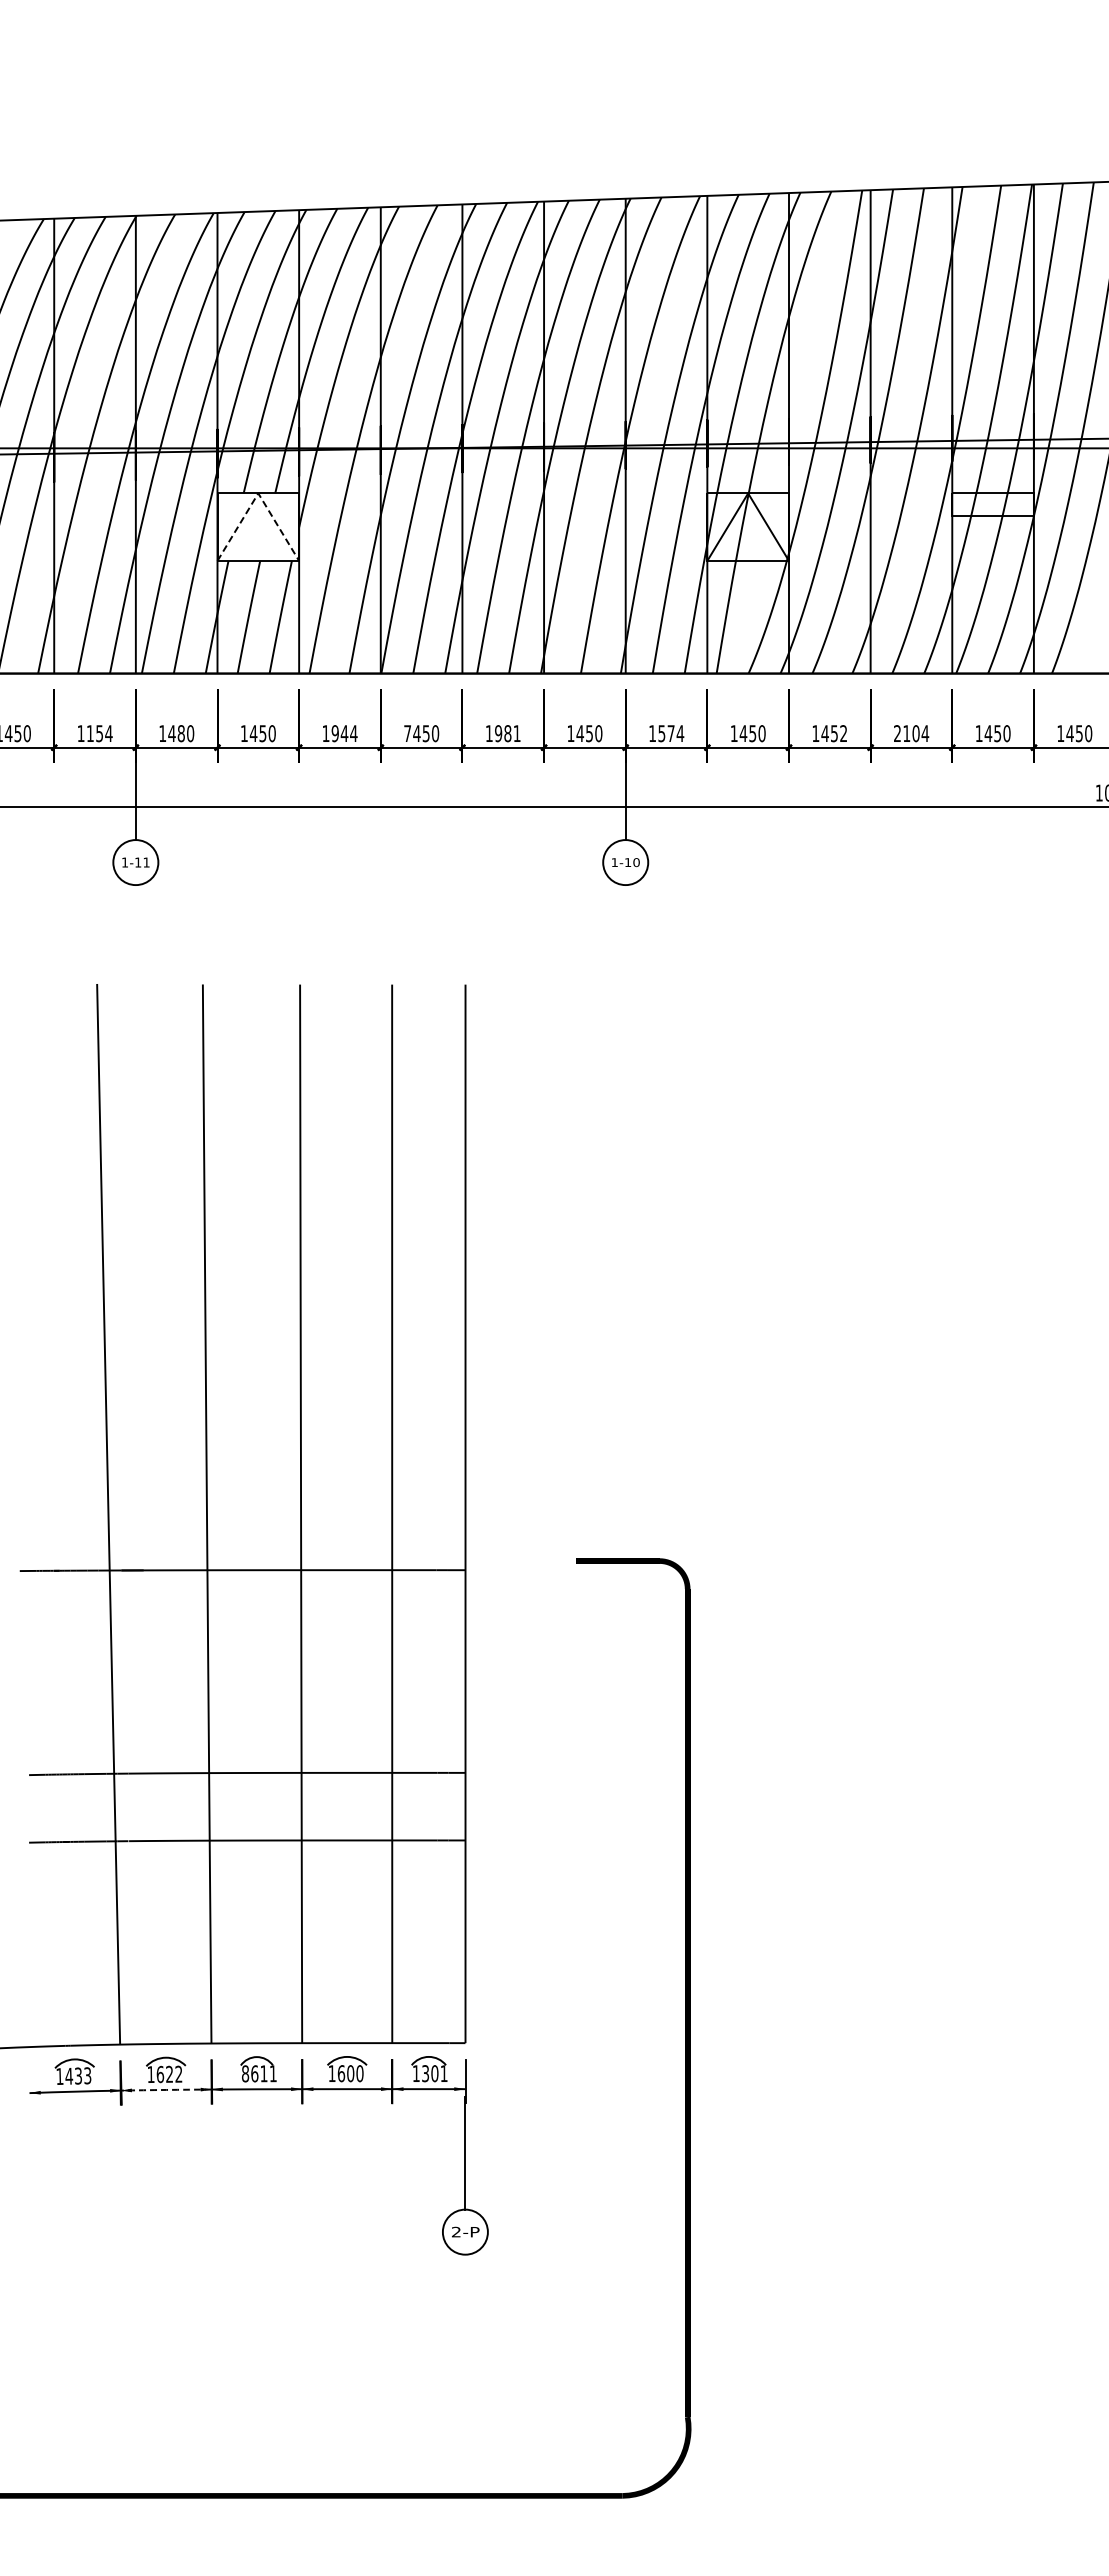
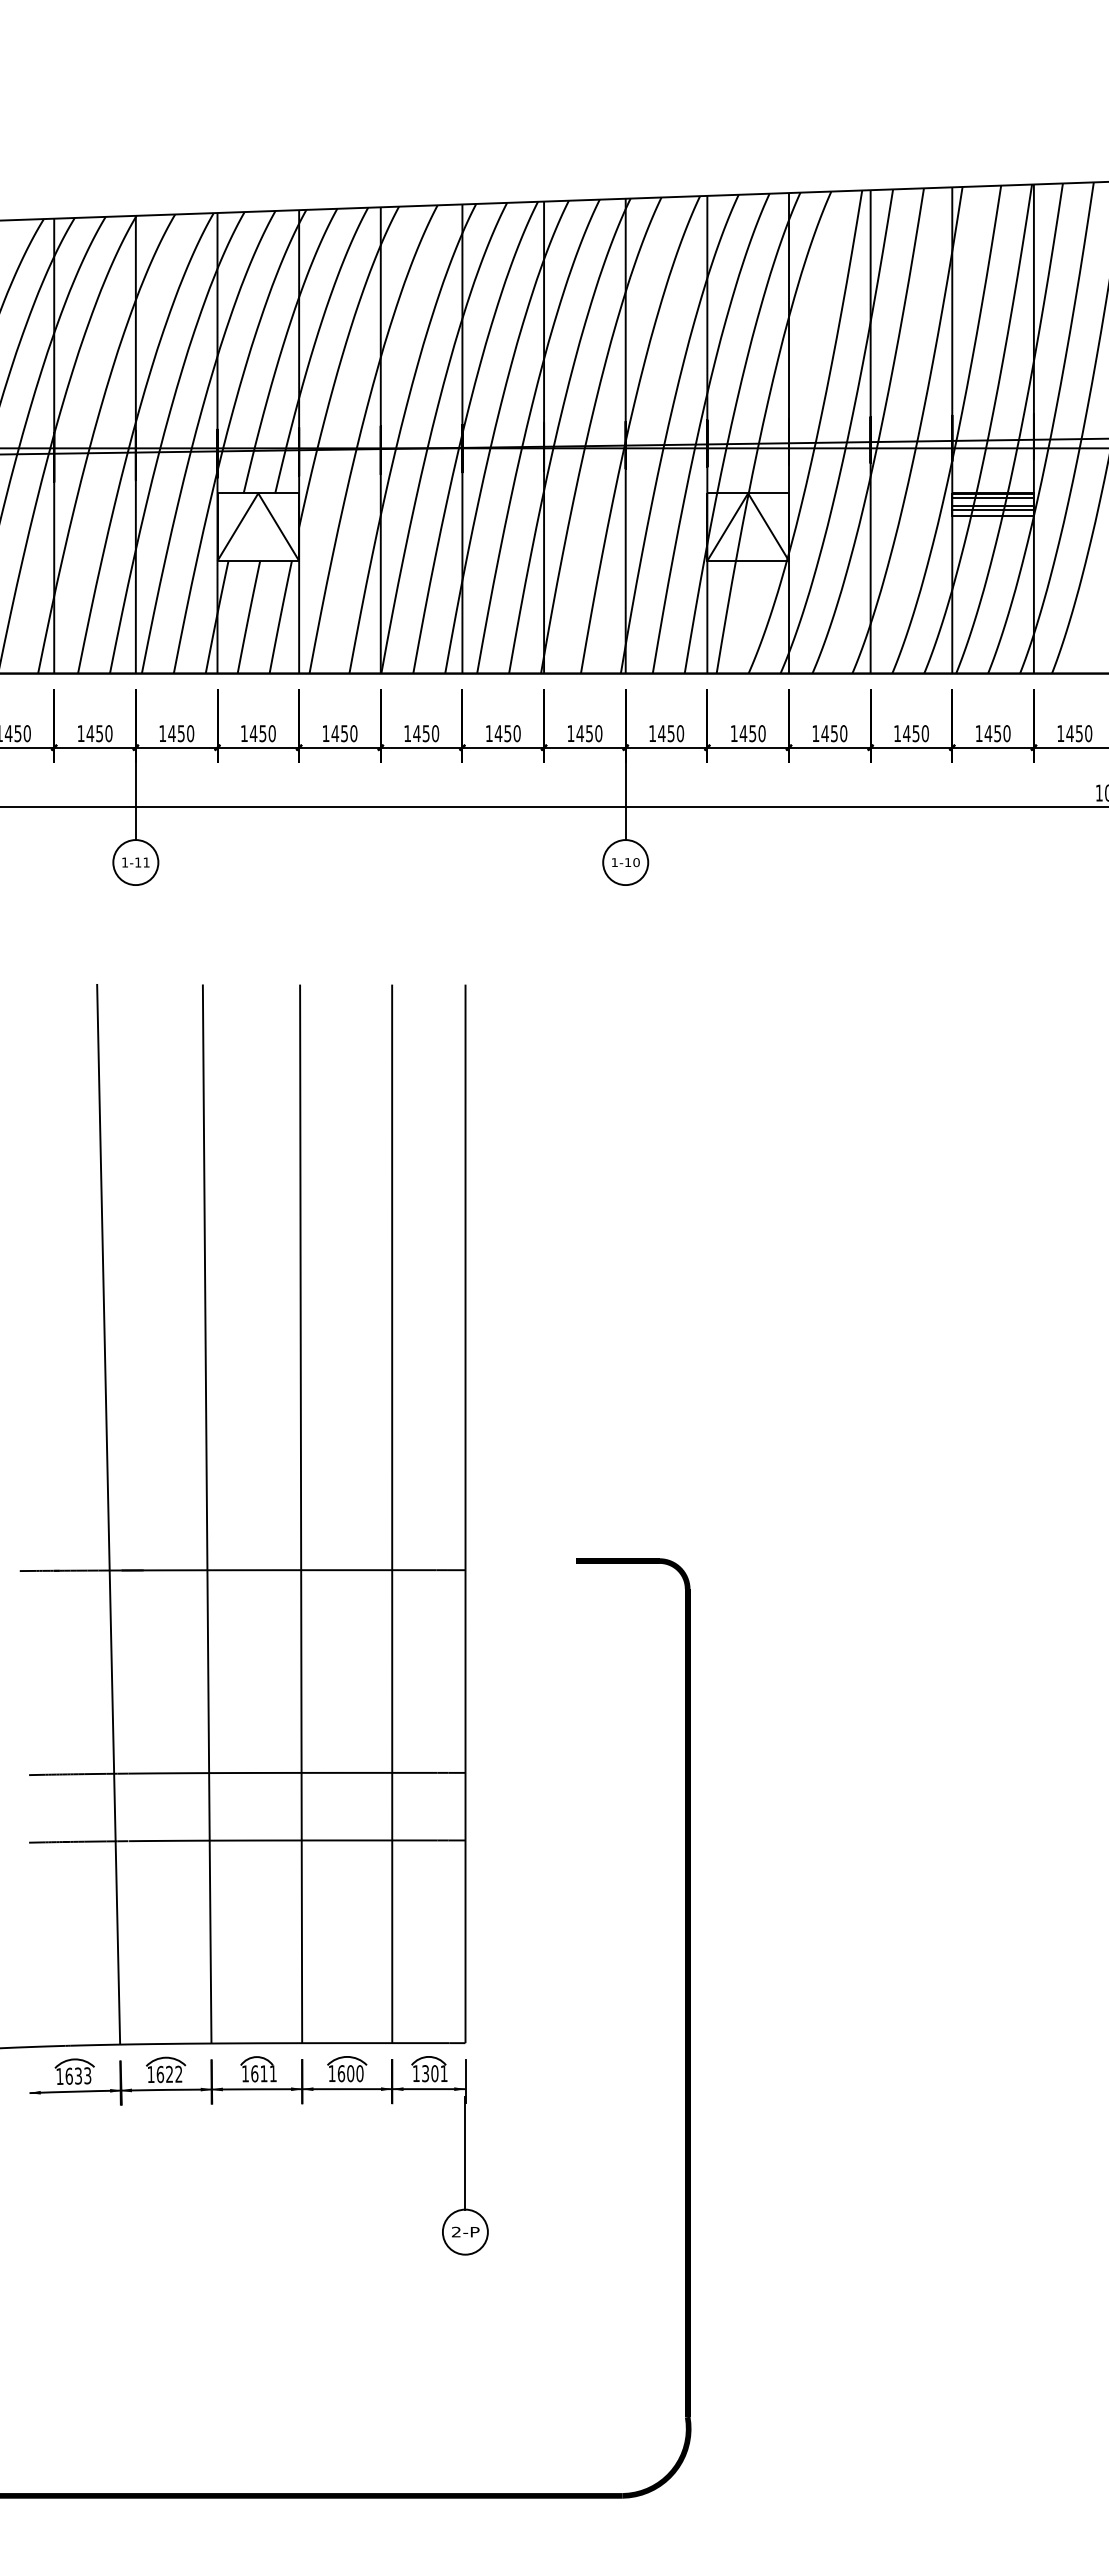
line: dashed -> solid (258, 493)
hatch: none -> present (992, 501)
text: 1154 -> 1450 (99, 733)
text: 1480 -> 1450 (180, 733)
text: 1944 -> 1450 (344, 733)
text: 7450 -> 1450 (407, 733)
text: 1981 -> 1450 (507, 733)
text: 1574 -> 1450 (671, 733)
text: 1452 -> 1450 (843, 733)
text: 2104 -> 1450 (911, 733)
text: 8611 -> 1611 (245, 2073)
text: 1433 -> 1633 (69, 2075)
arc: dashed -> solid (166, 2089)
